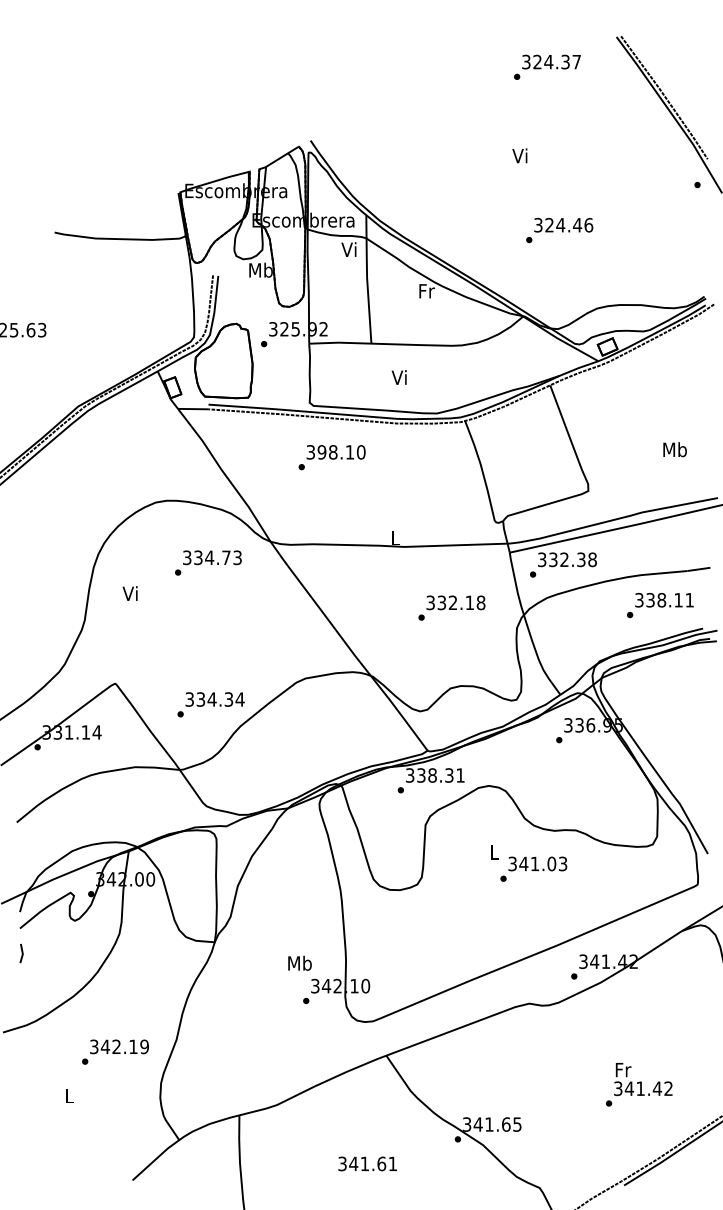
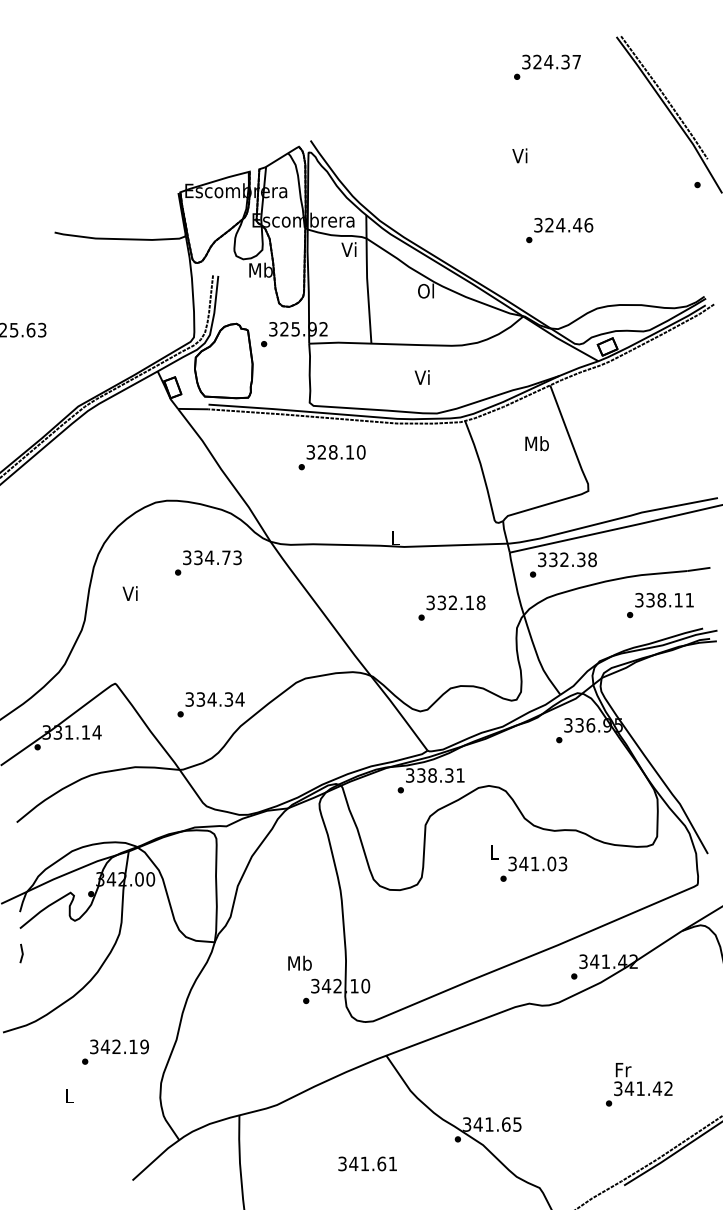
text: Fr -> Ol (426, 290)
text position: (398, 377) -> (421, 377) (421, 377)
text position: (674, 449) -> (536, 443) (536, 443)
text: 398.10 -> 328.10 (321, 452)
